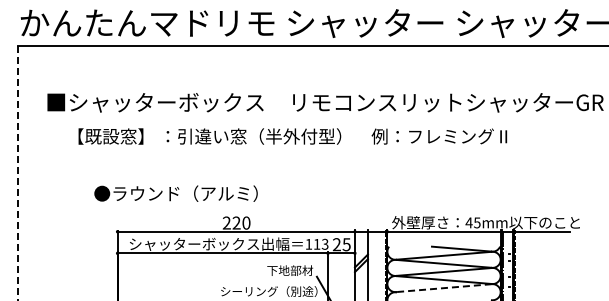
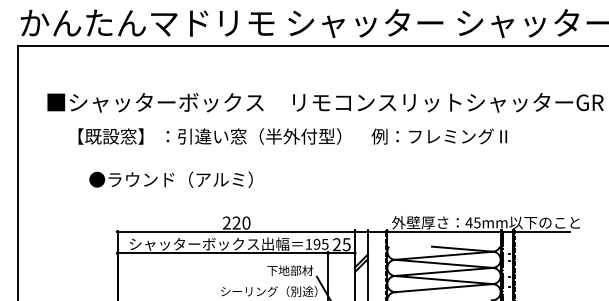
line: dashed -> solid (18, 173)
text position: (175, 193) -> (170, 179) (170, 179)
text: 113 -> 195 (320, 243)
line: dashed -> solid (444, 288)
